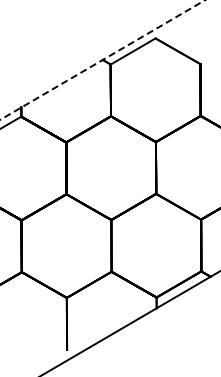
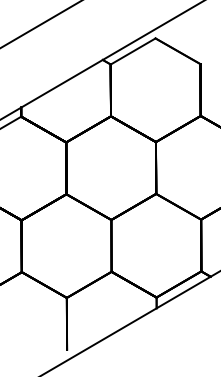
line: none -> present (40, 24)
line: dashed -> solid (102, 59)
